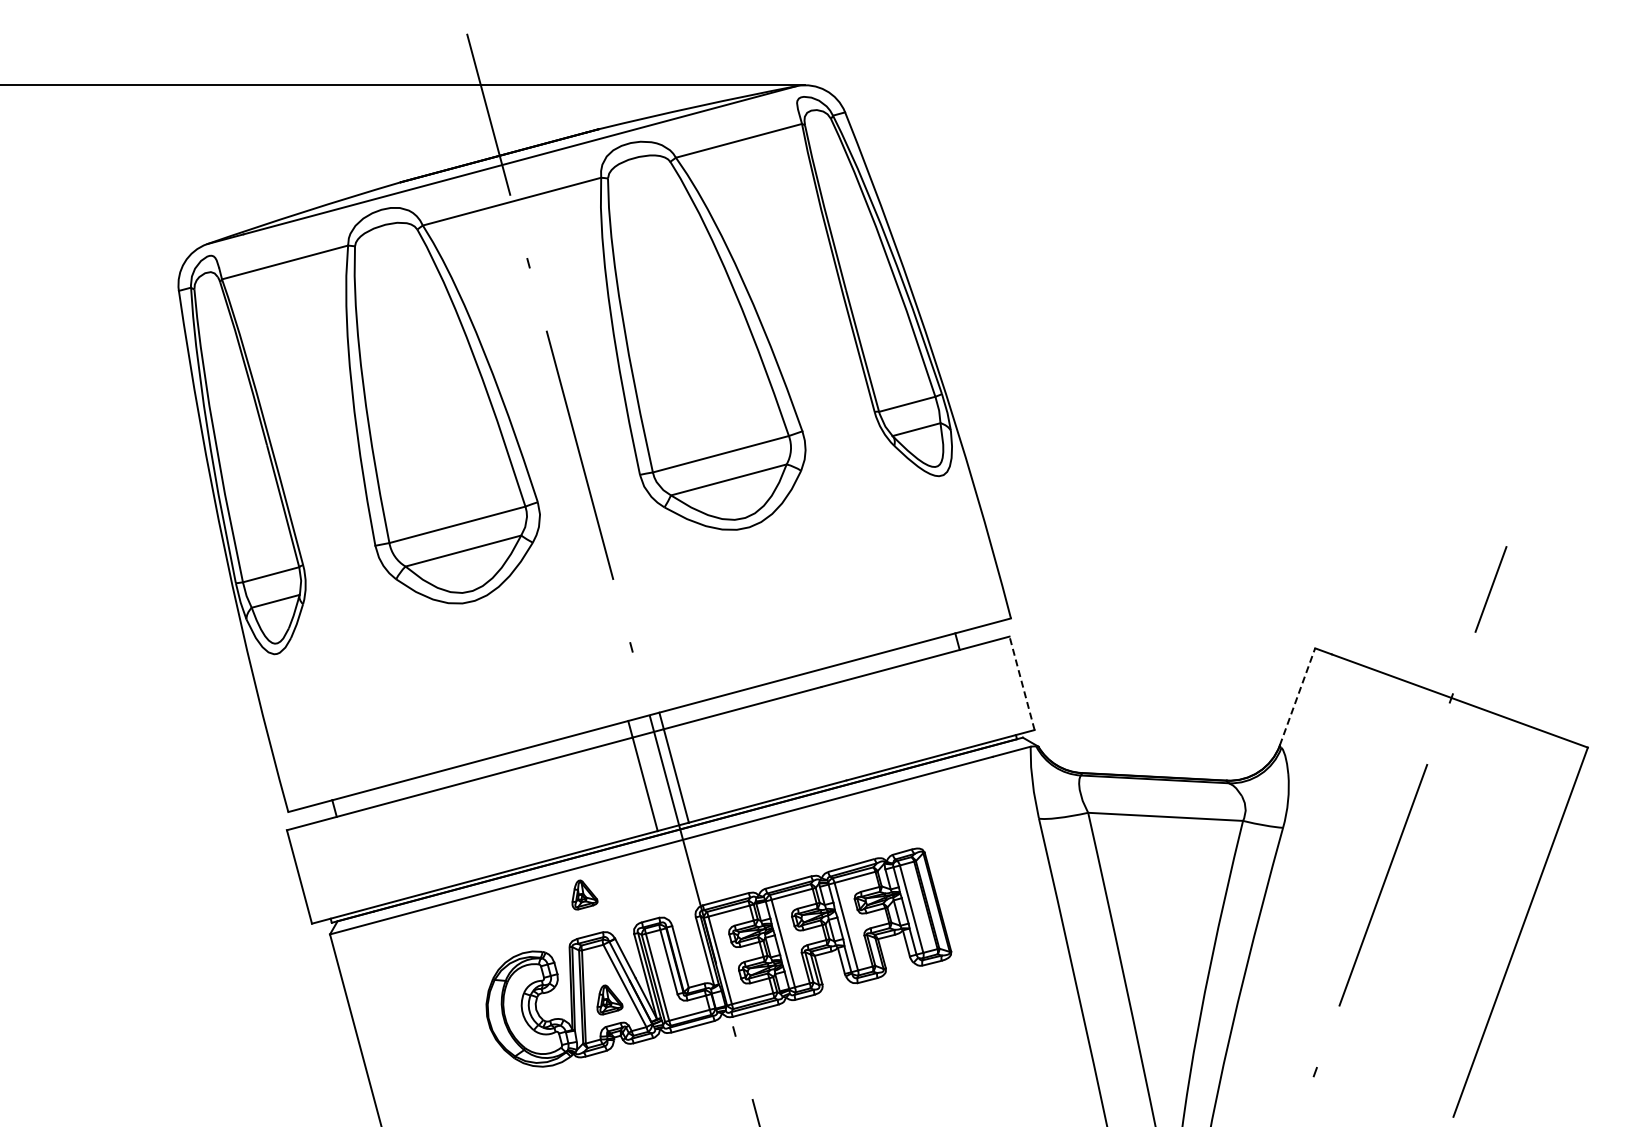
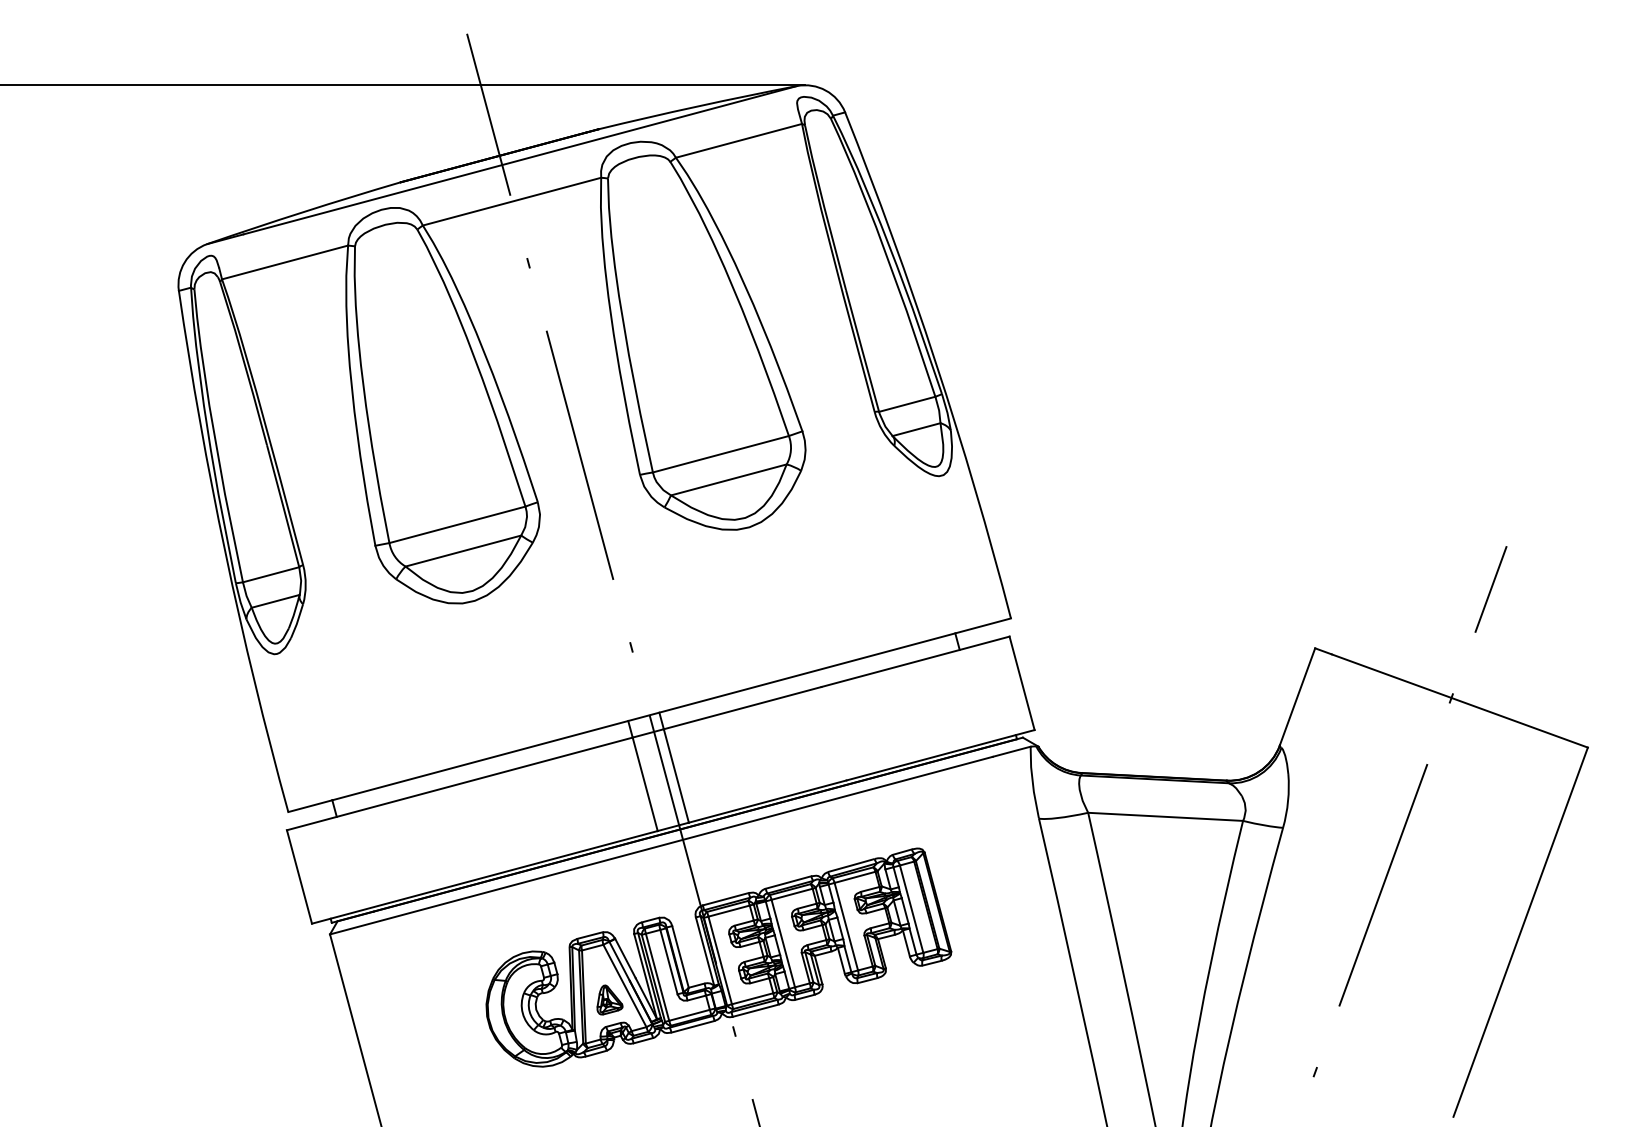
line: dashed -> solid (1021, 682)
line: dashed -> solid (1297, 696)
part: present -> none (584, 894)
